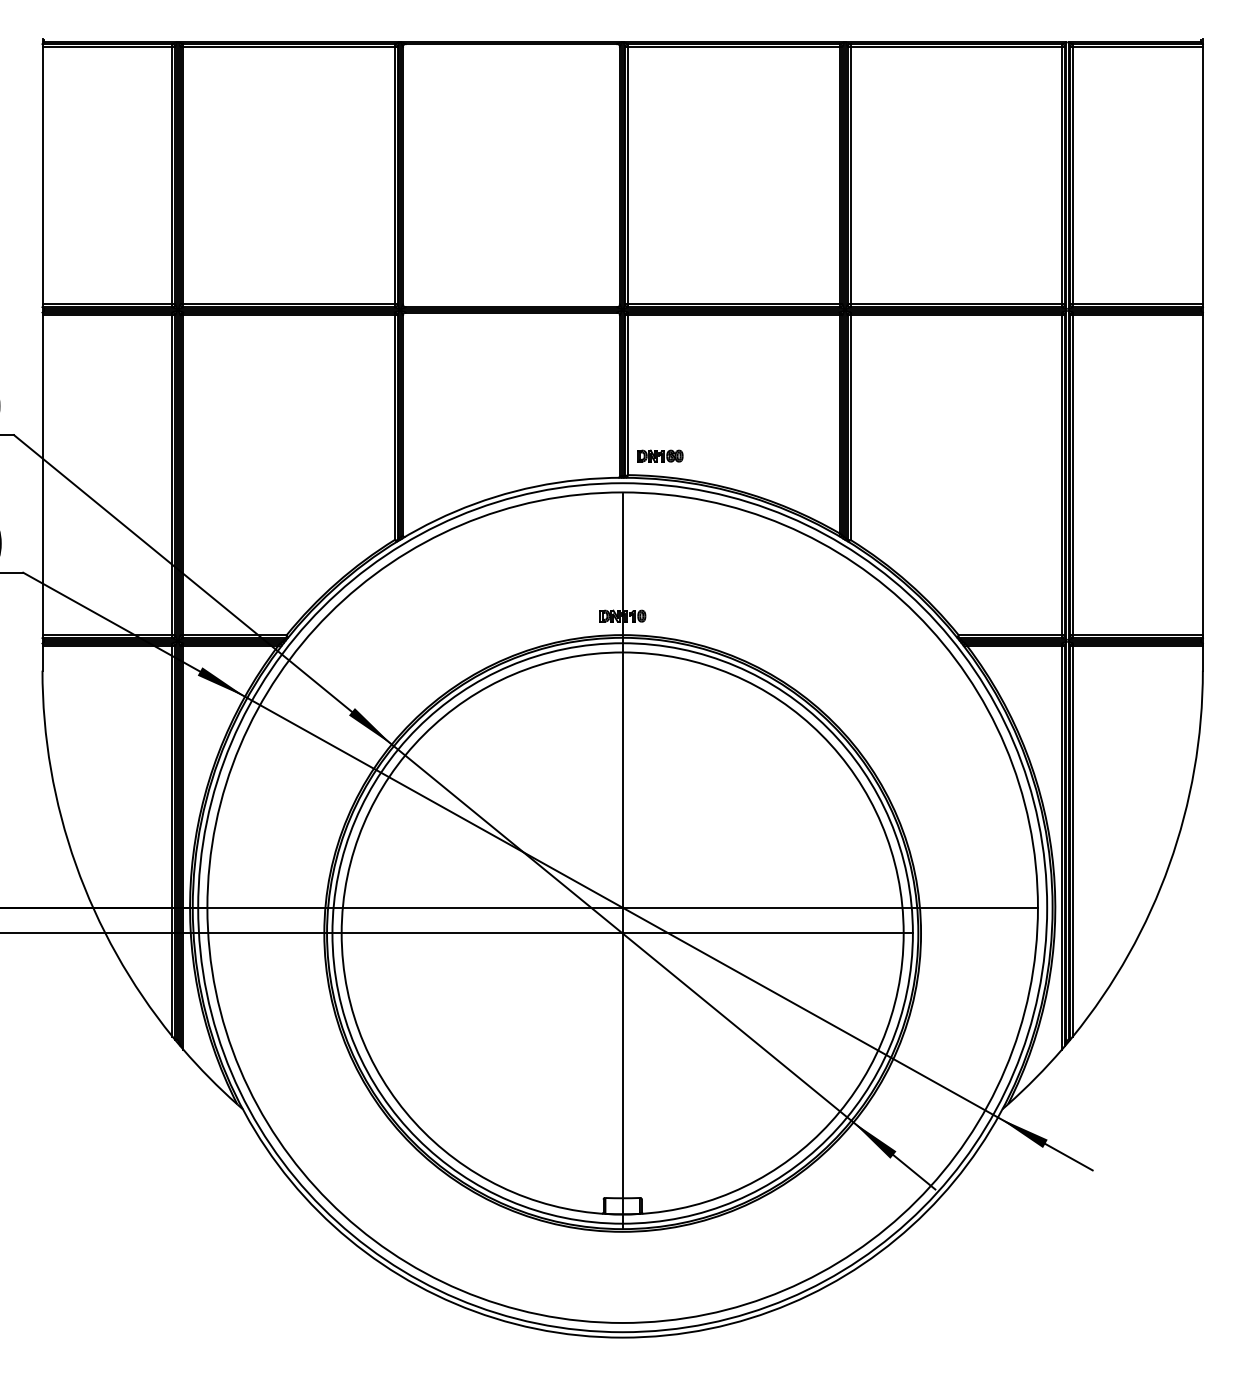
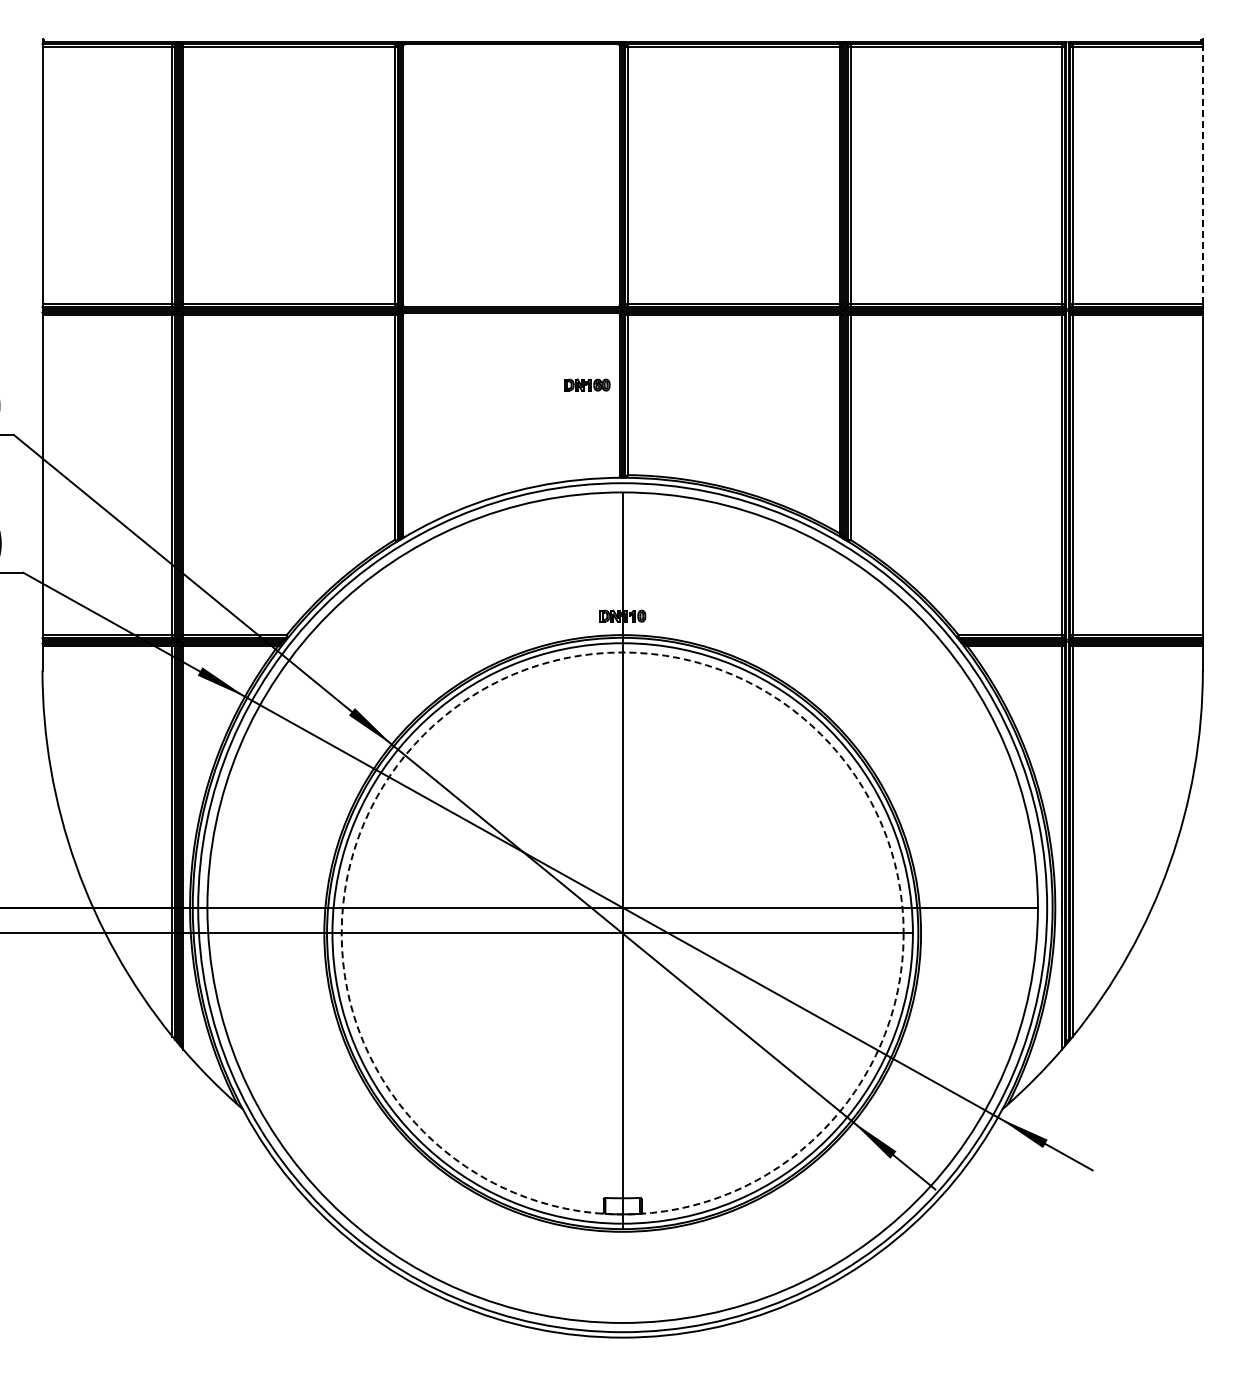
line: solid -> dashed (1202, 175)
part position: (660, 455) -> (587, 384) (587, 384)
circle: solid -> dashed (622, 933)
